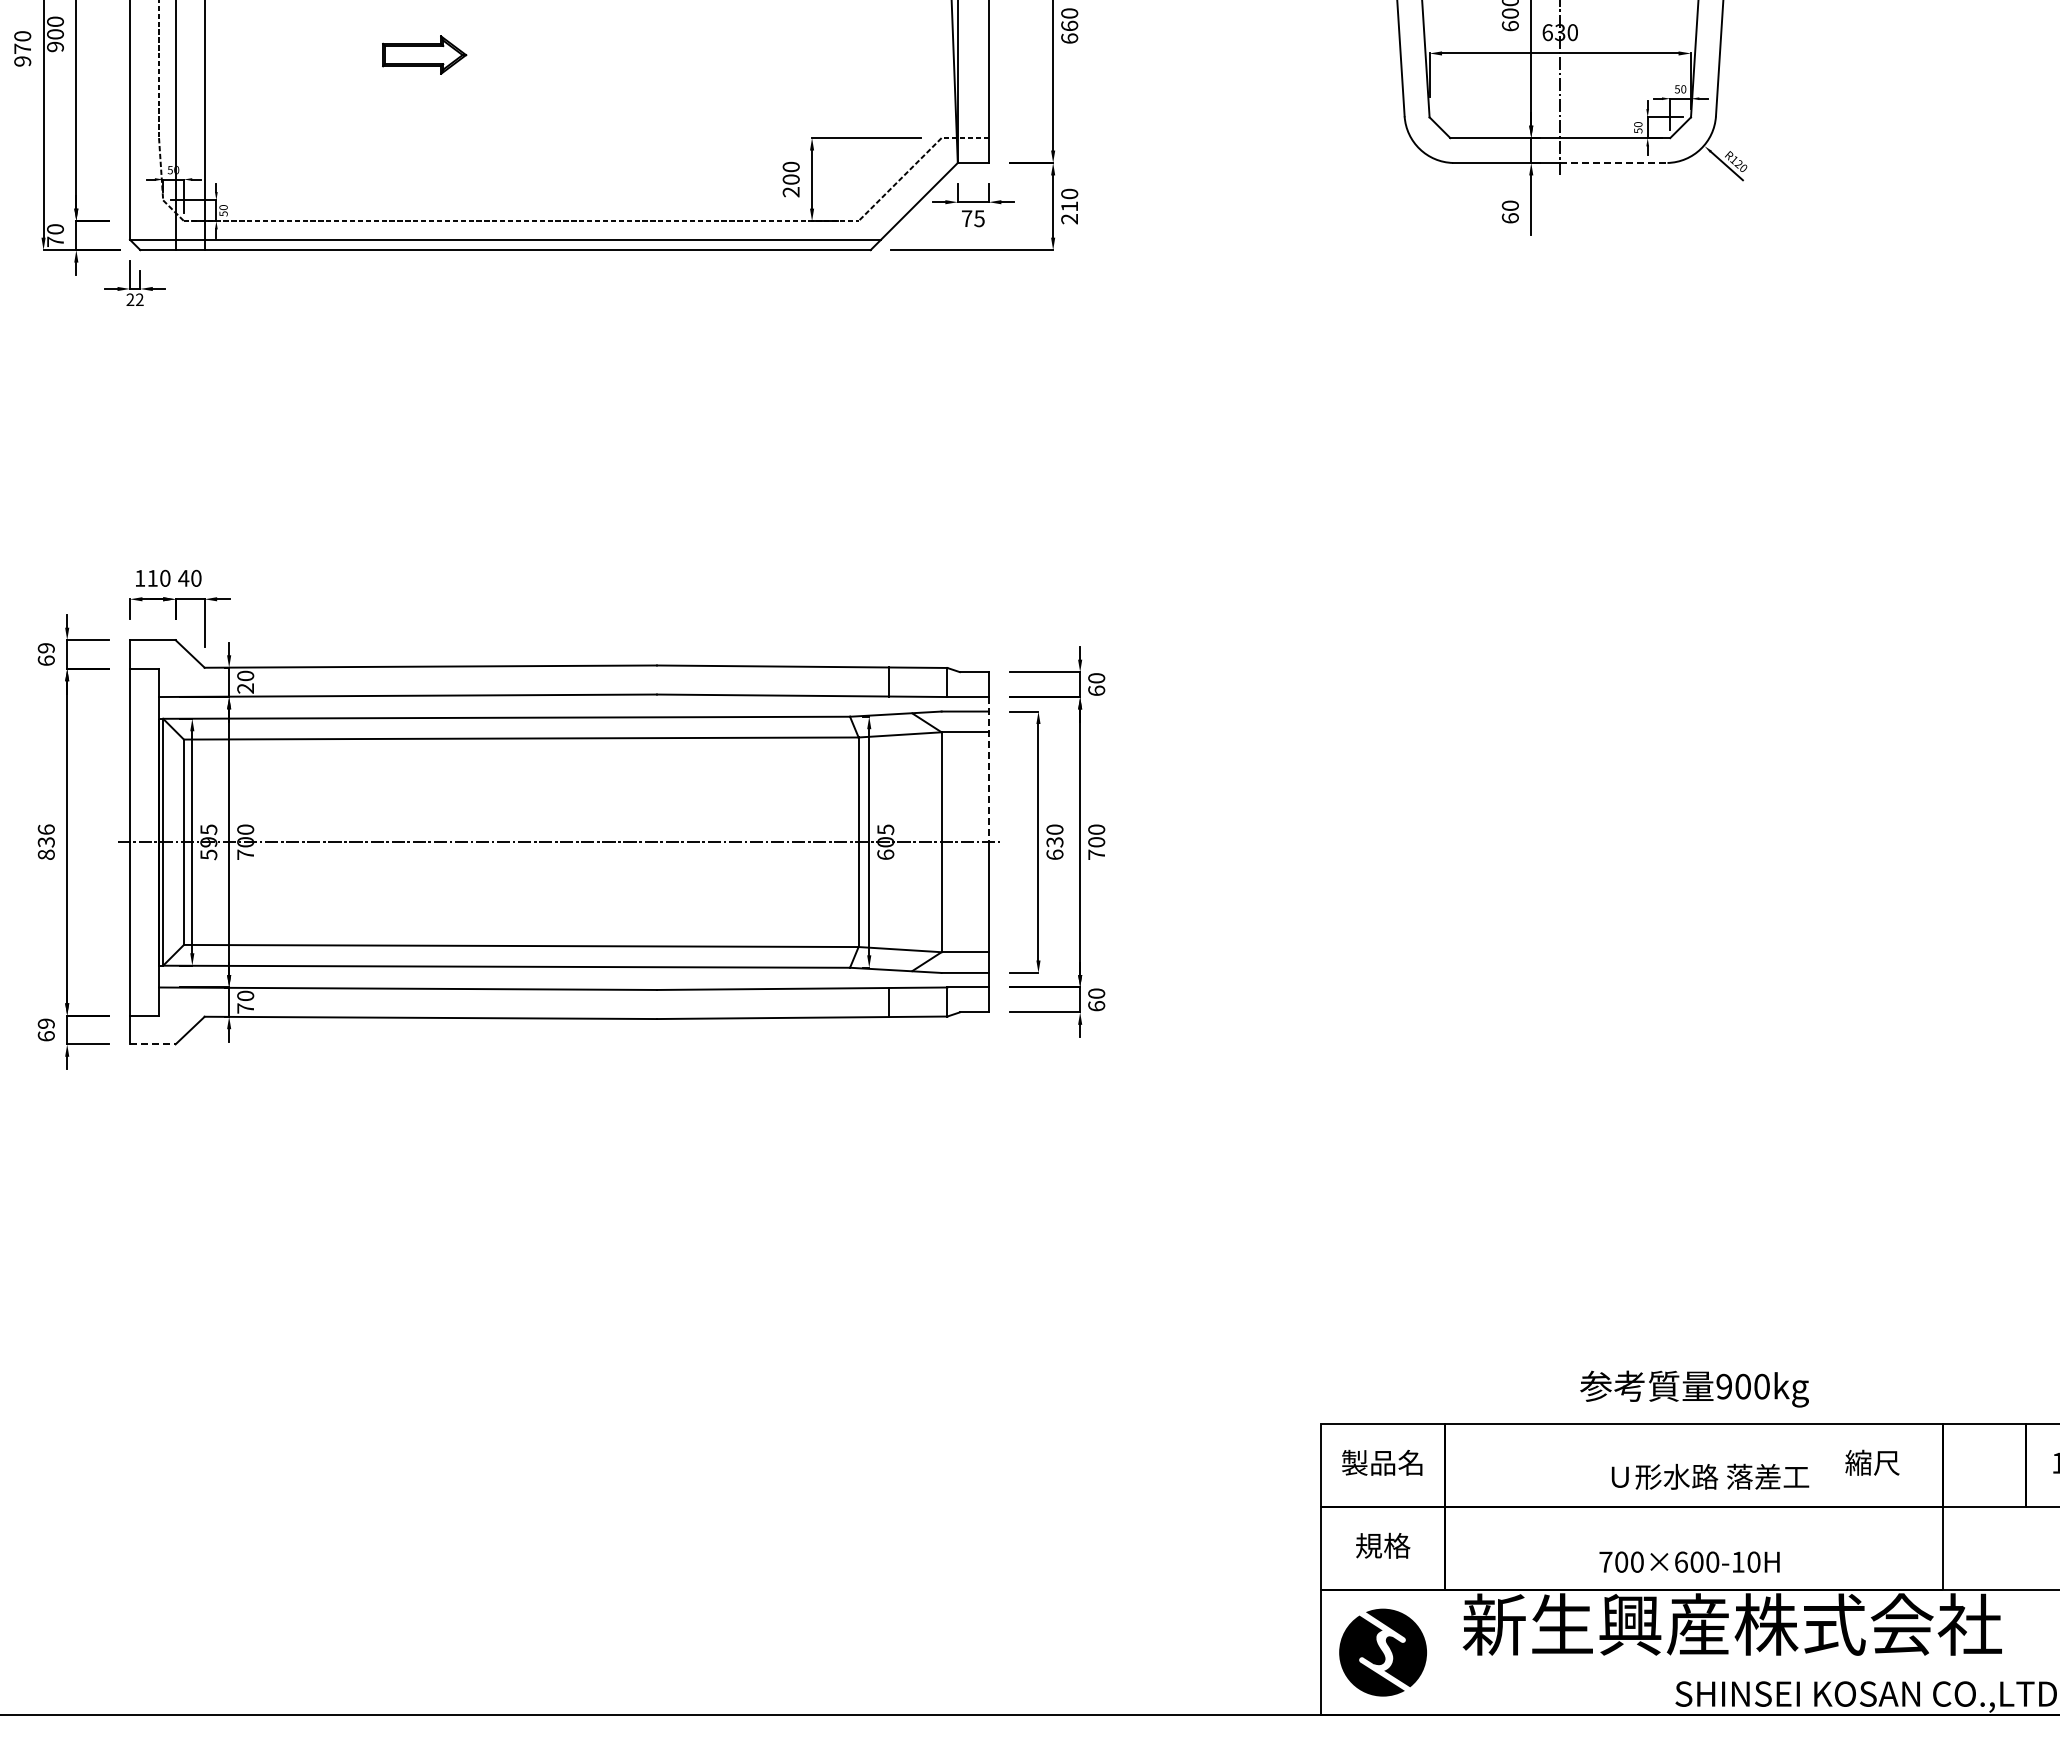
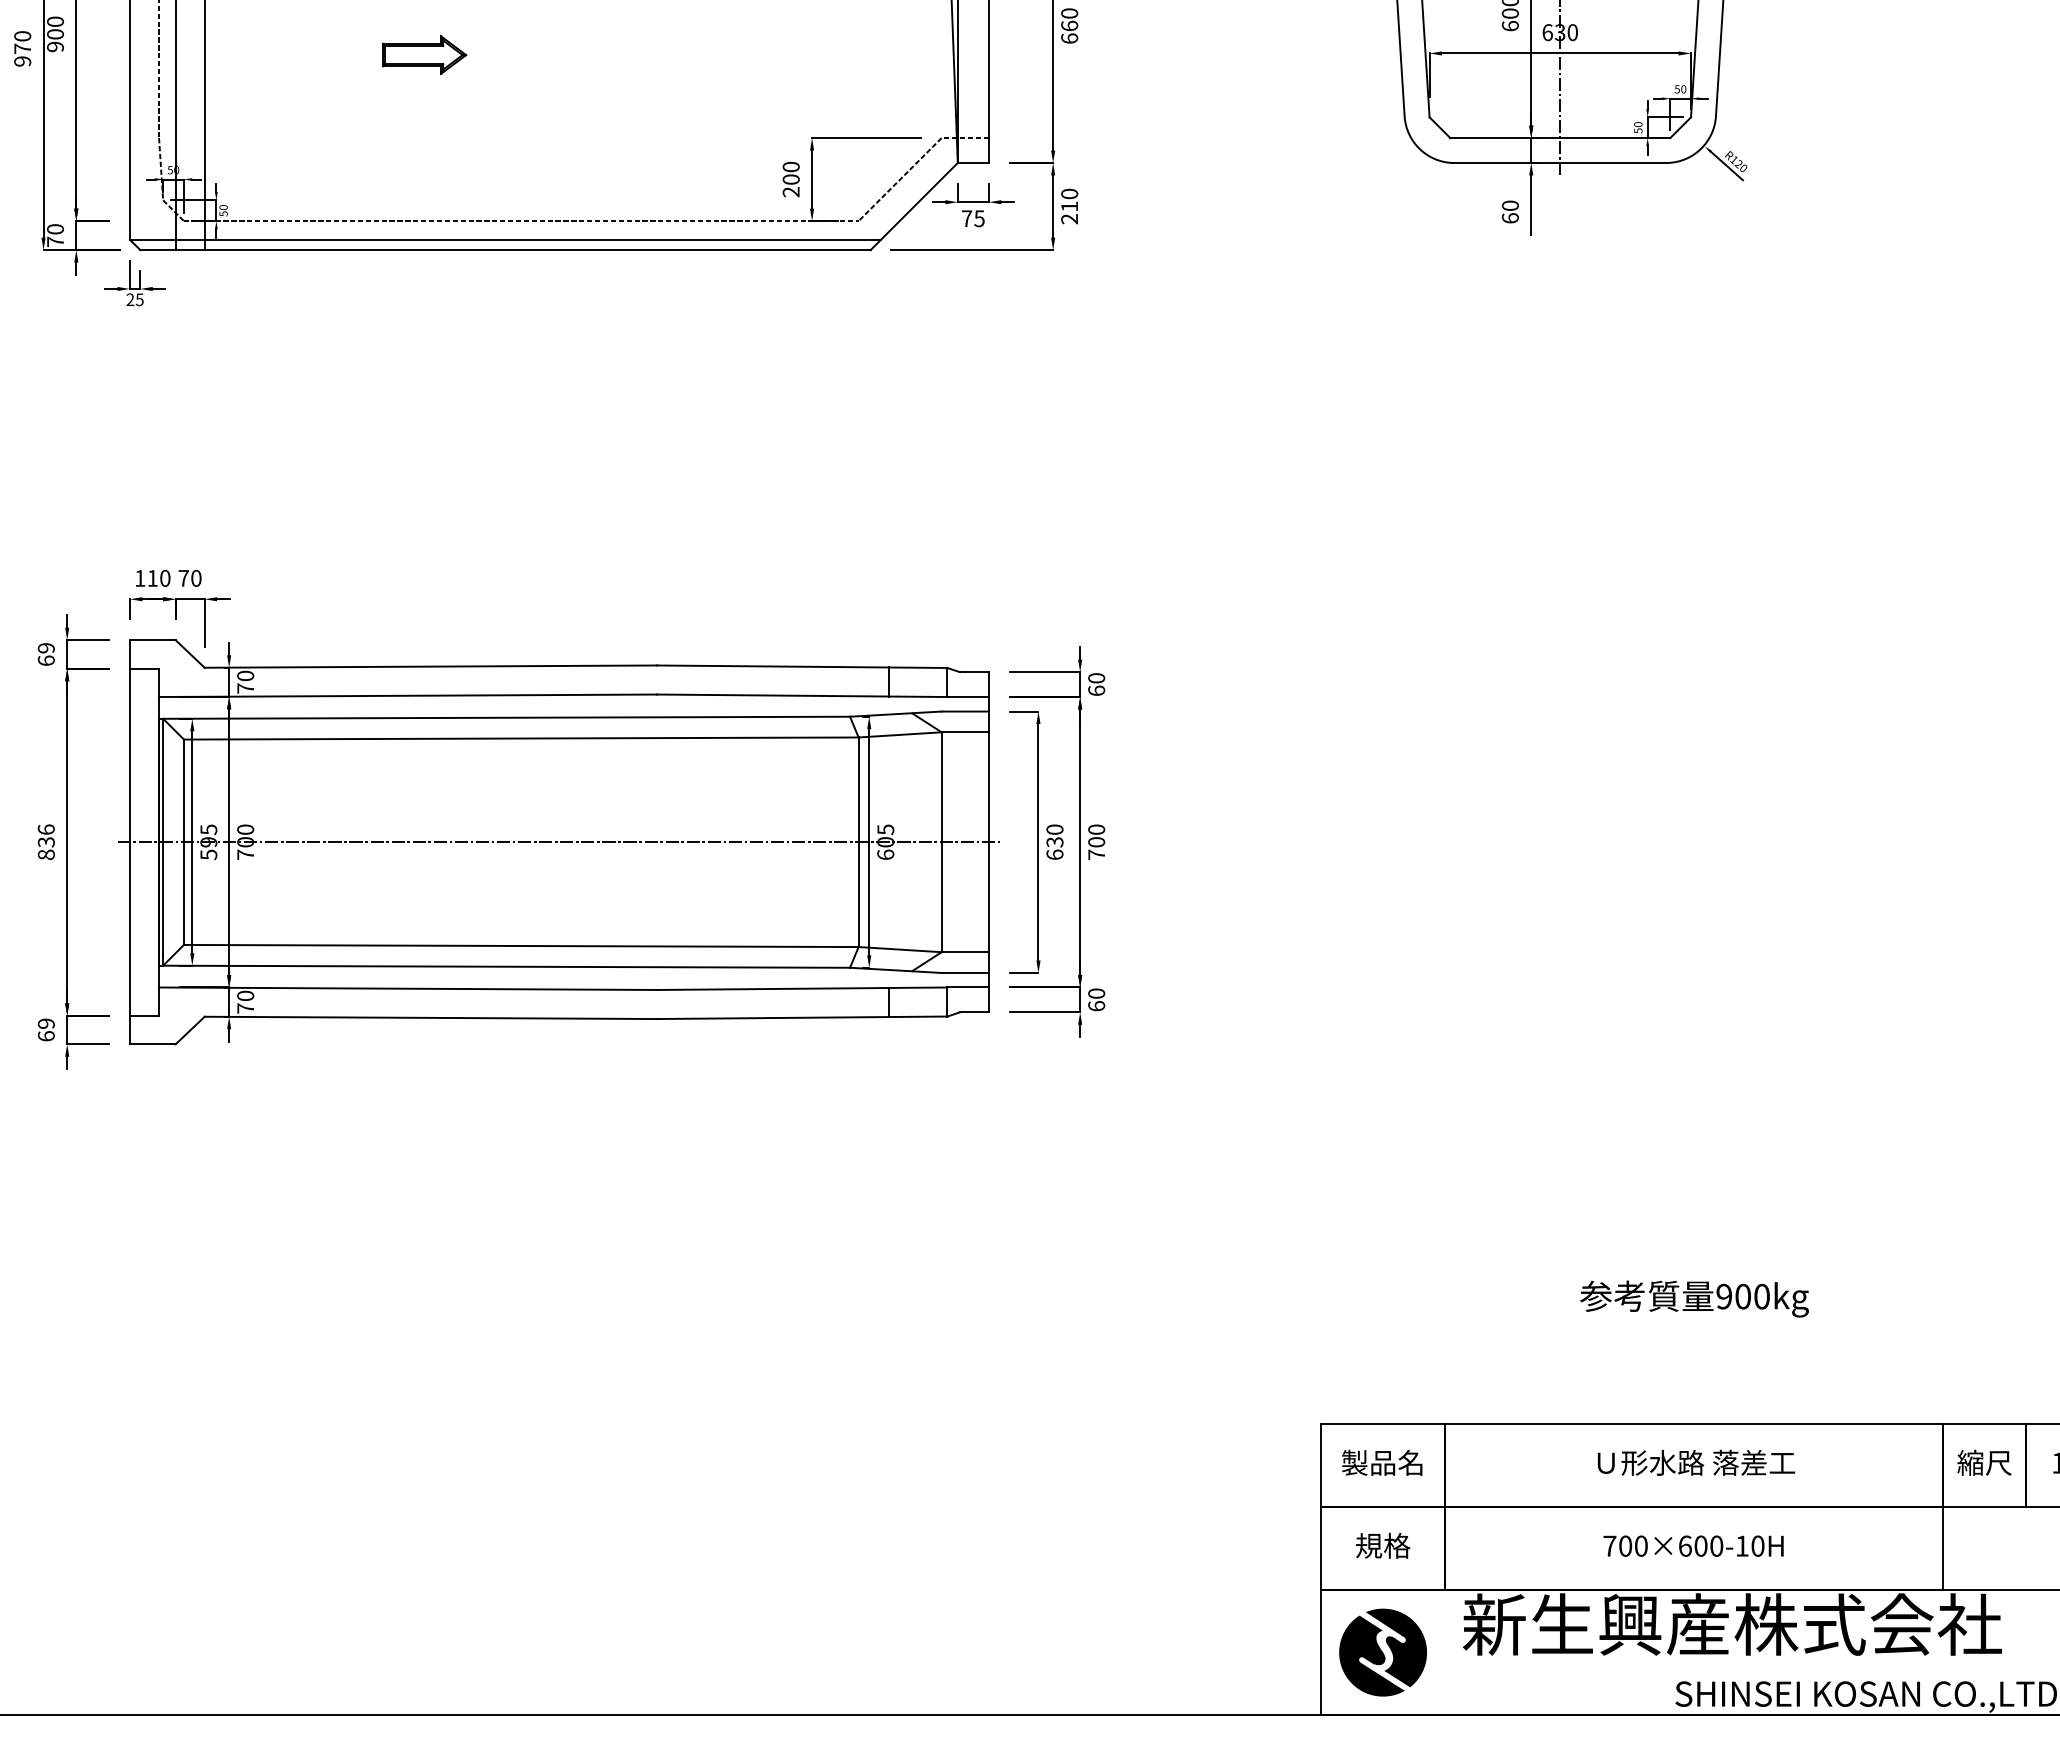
line: dashed -> solid (1613, 163)
text: 22 -> 25 (139, 299)
text: 40 -> 70 (183, 578)
text: 20 -> 70 (245, 688)
line: dashed -> solid (988, 769)
line: dashed -> solid (152, 1044)
text position: (1694, 1388) -> (1694, 1298) (1694, 1298)
text position: (1872, 1462) -> (1984, 1462) (1984, 1462)
text position: (1710, 1476) -> (1696, 1462) (1696, 1462)
text position: (1689, 1561) -> (1693, 1545) (1693, 1545)
